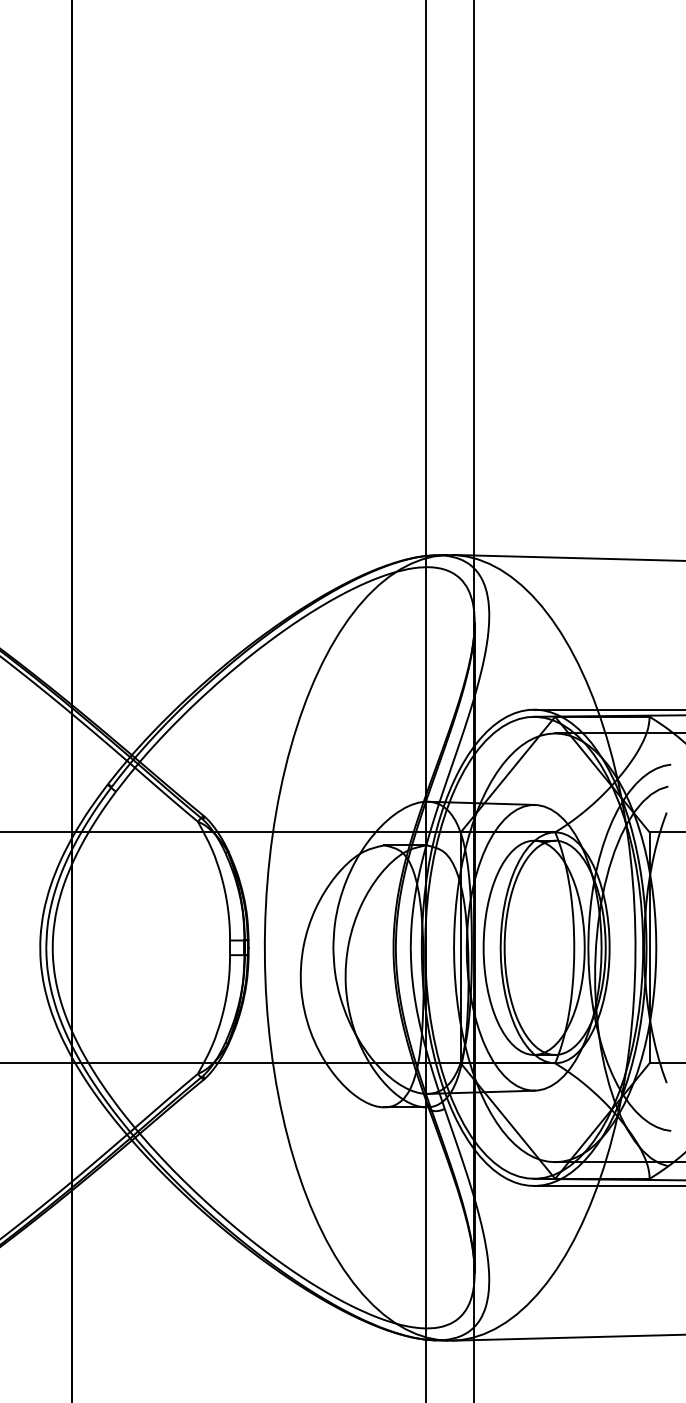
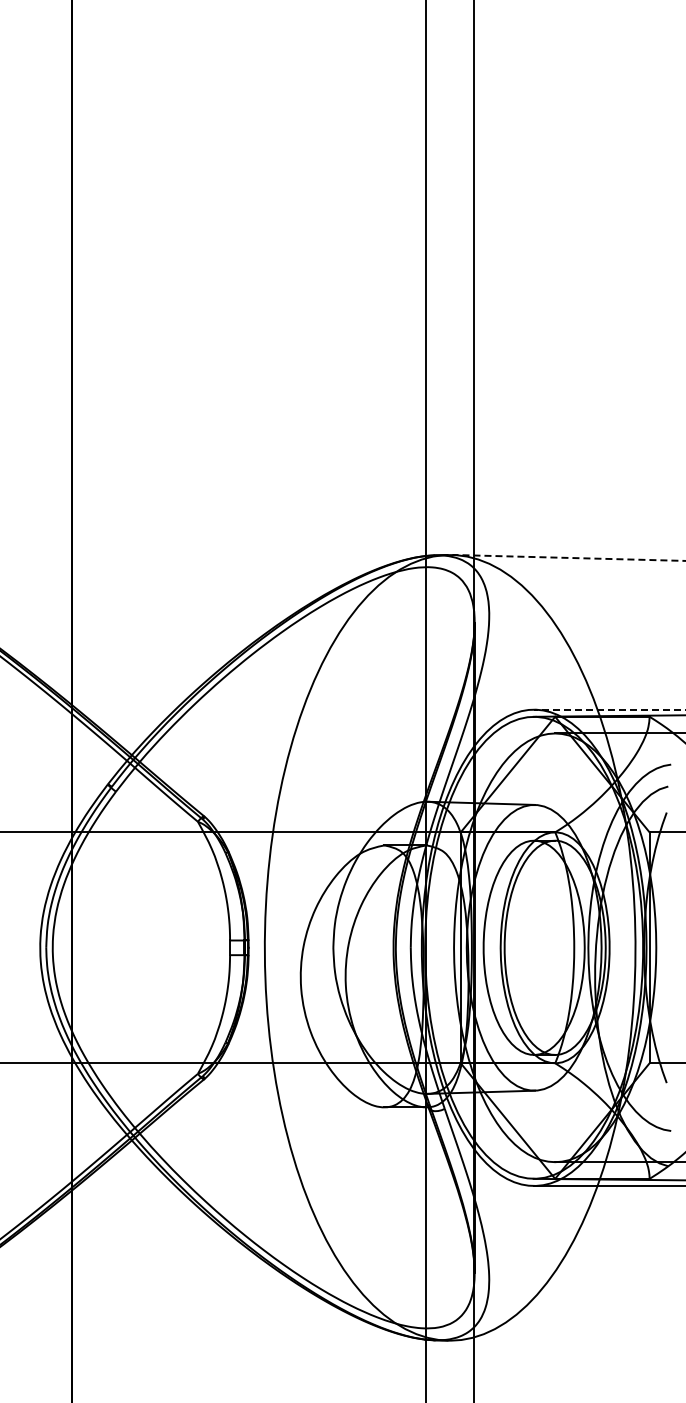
line: solid -> dashed (568, 557)
line: solid -> dashed (609, 709)
line: present -> none (567, 1337)
